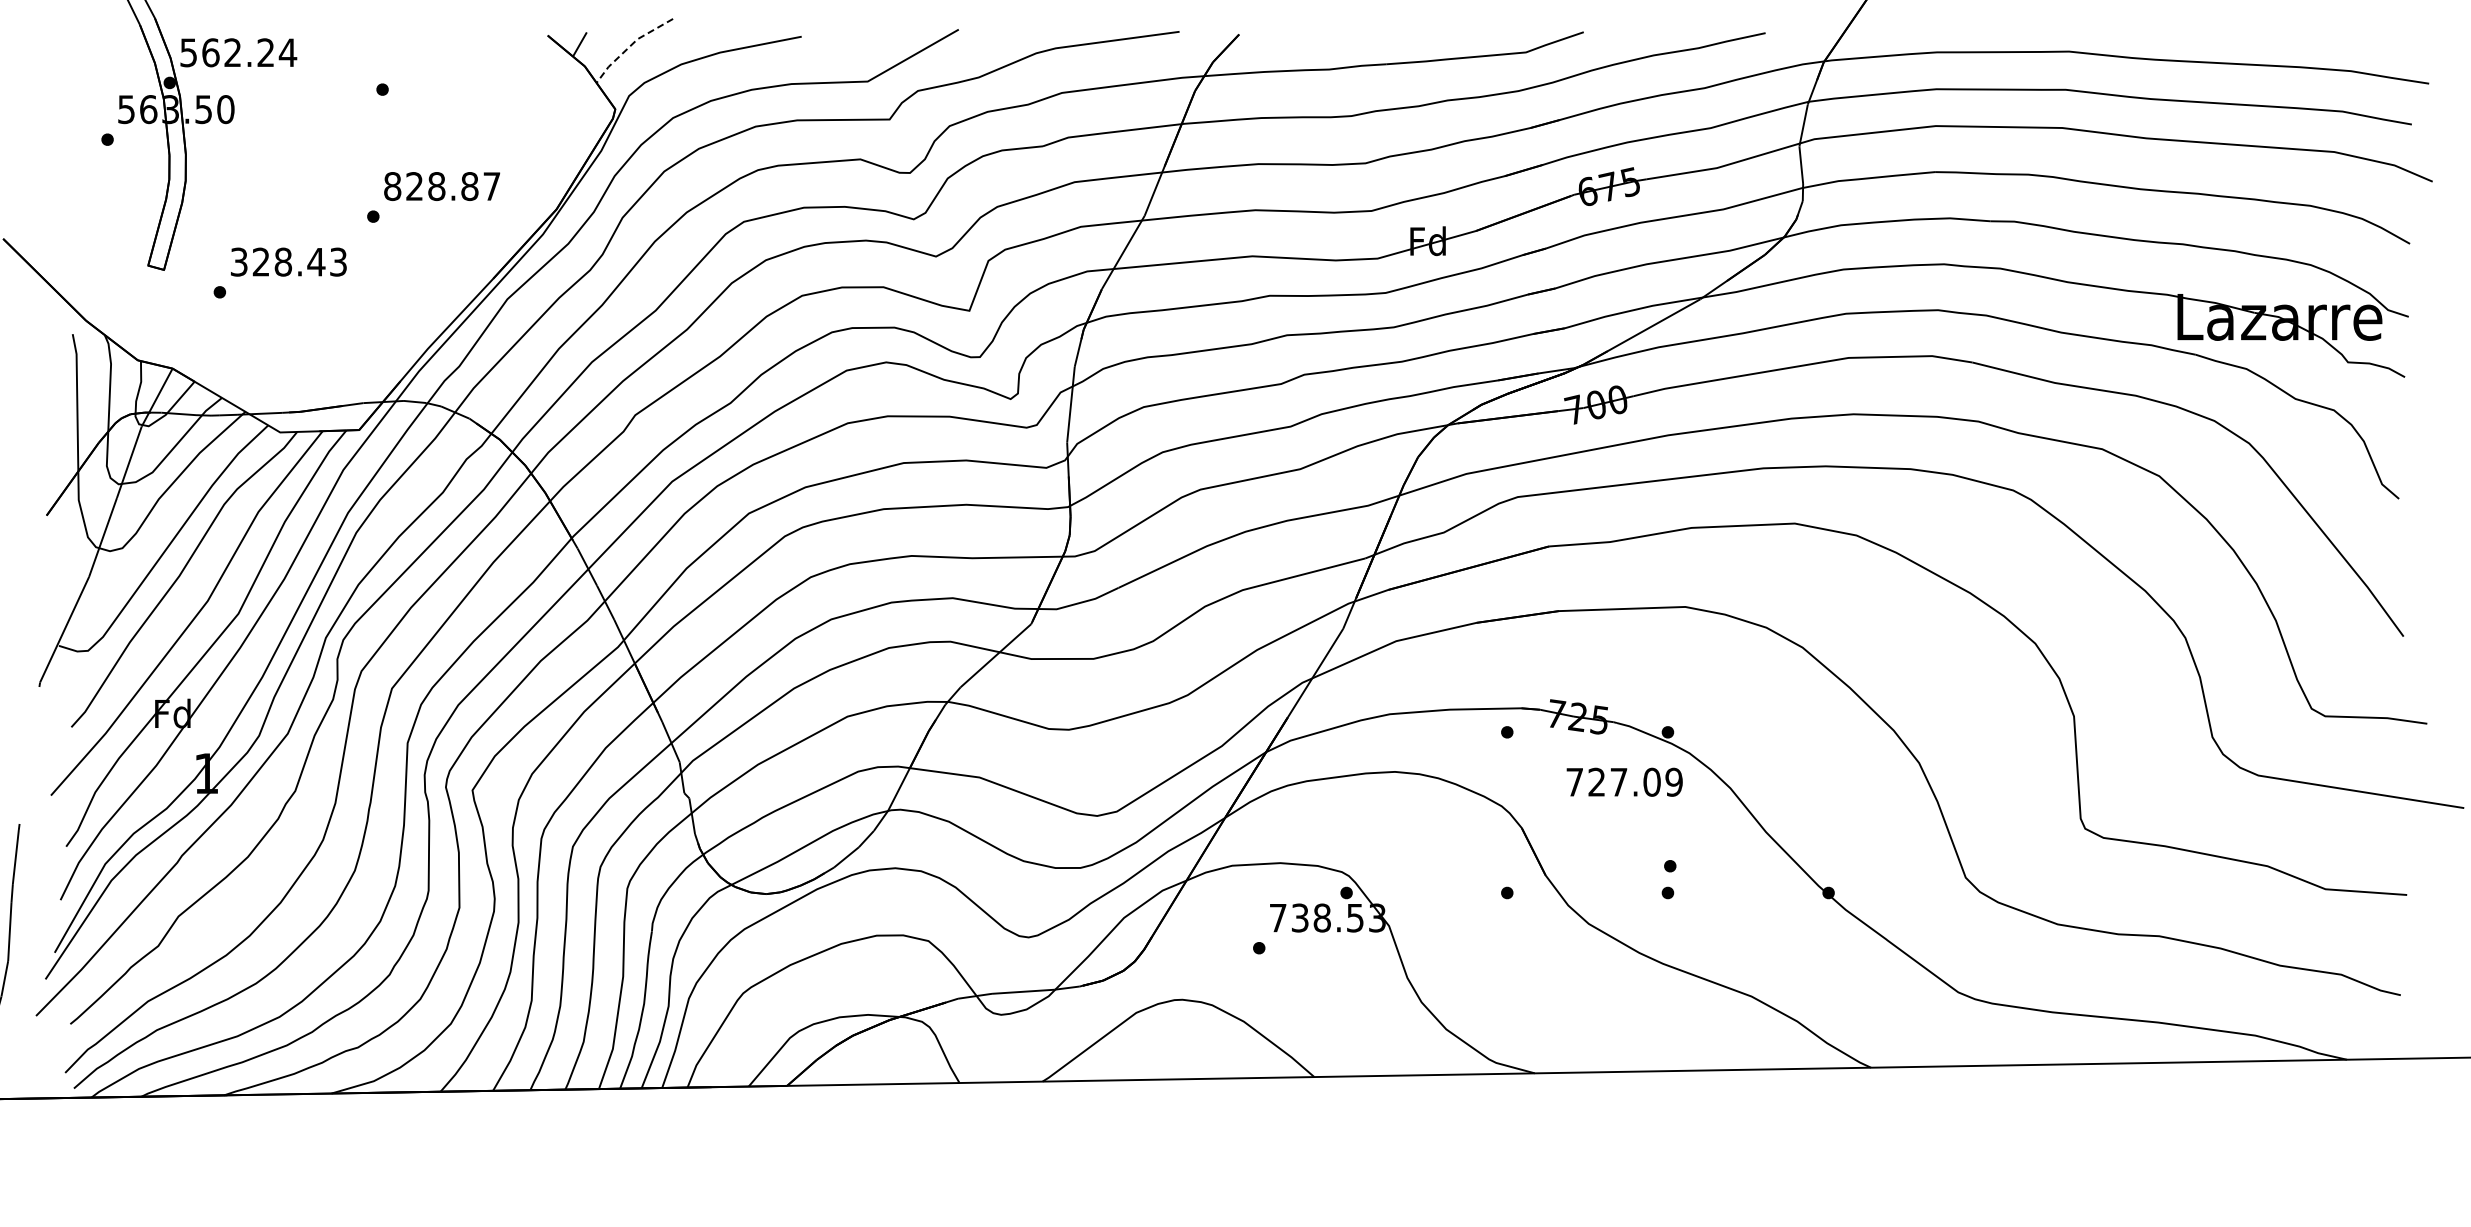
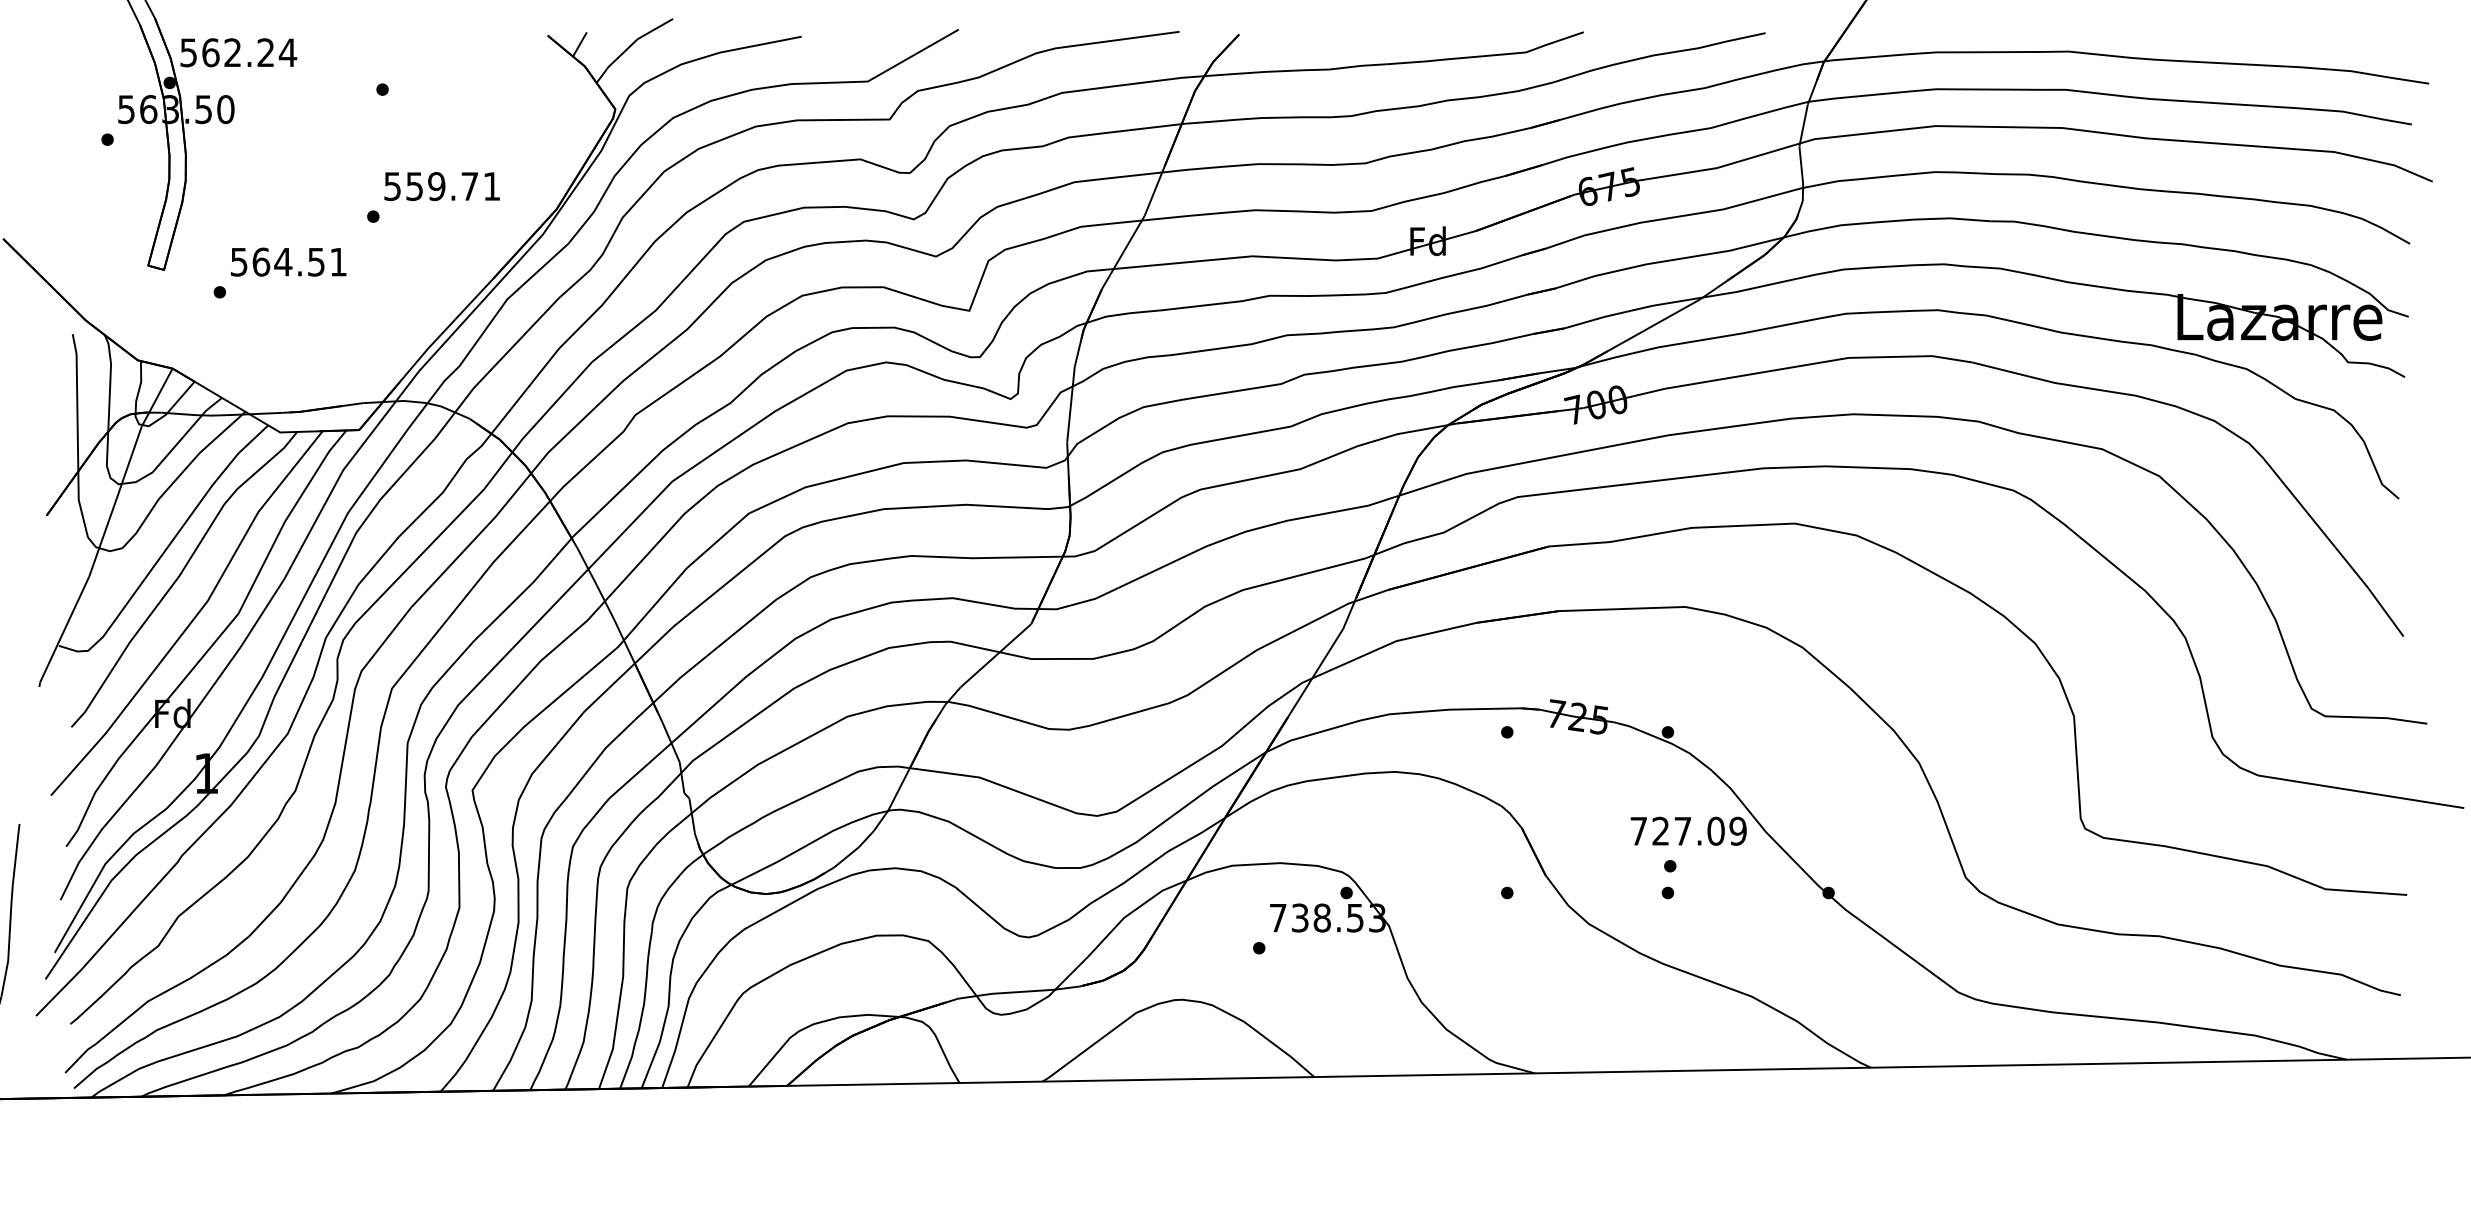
line: dashed -> solid (630, 45)
text: 828.87 -> 559.71 (442, 186)
text: 328.43 -> 564.51 (288, 261)
text position: (1624, 781) -> (1688, 830) (1688, 830)
